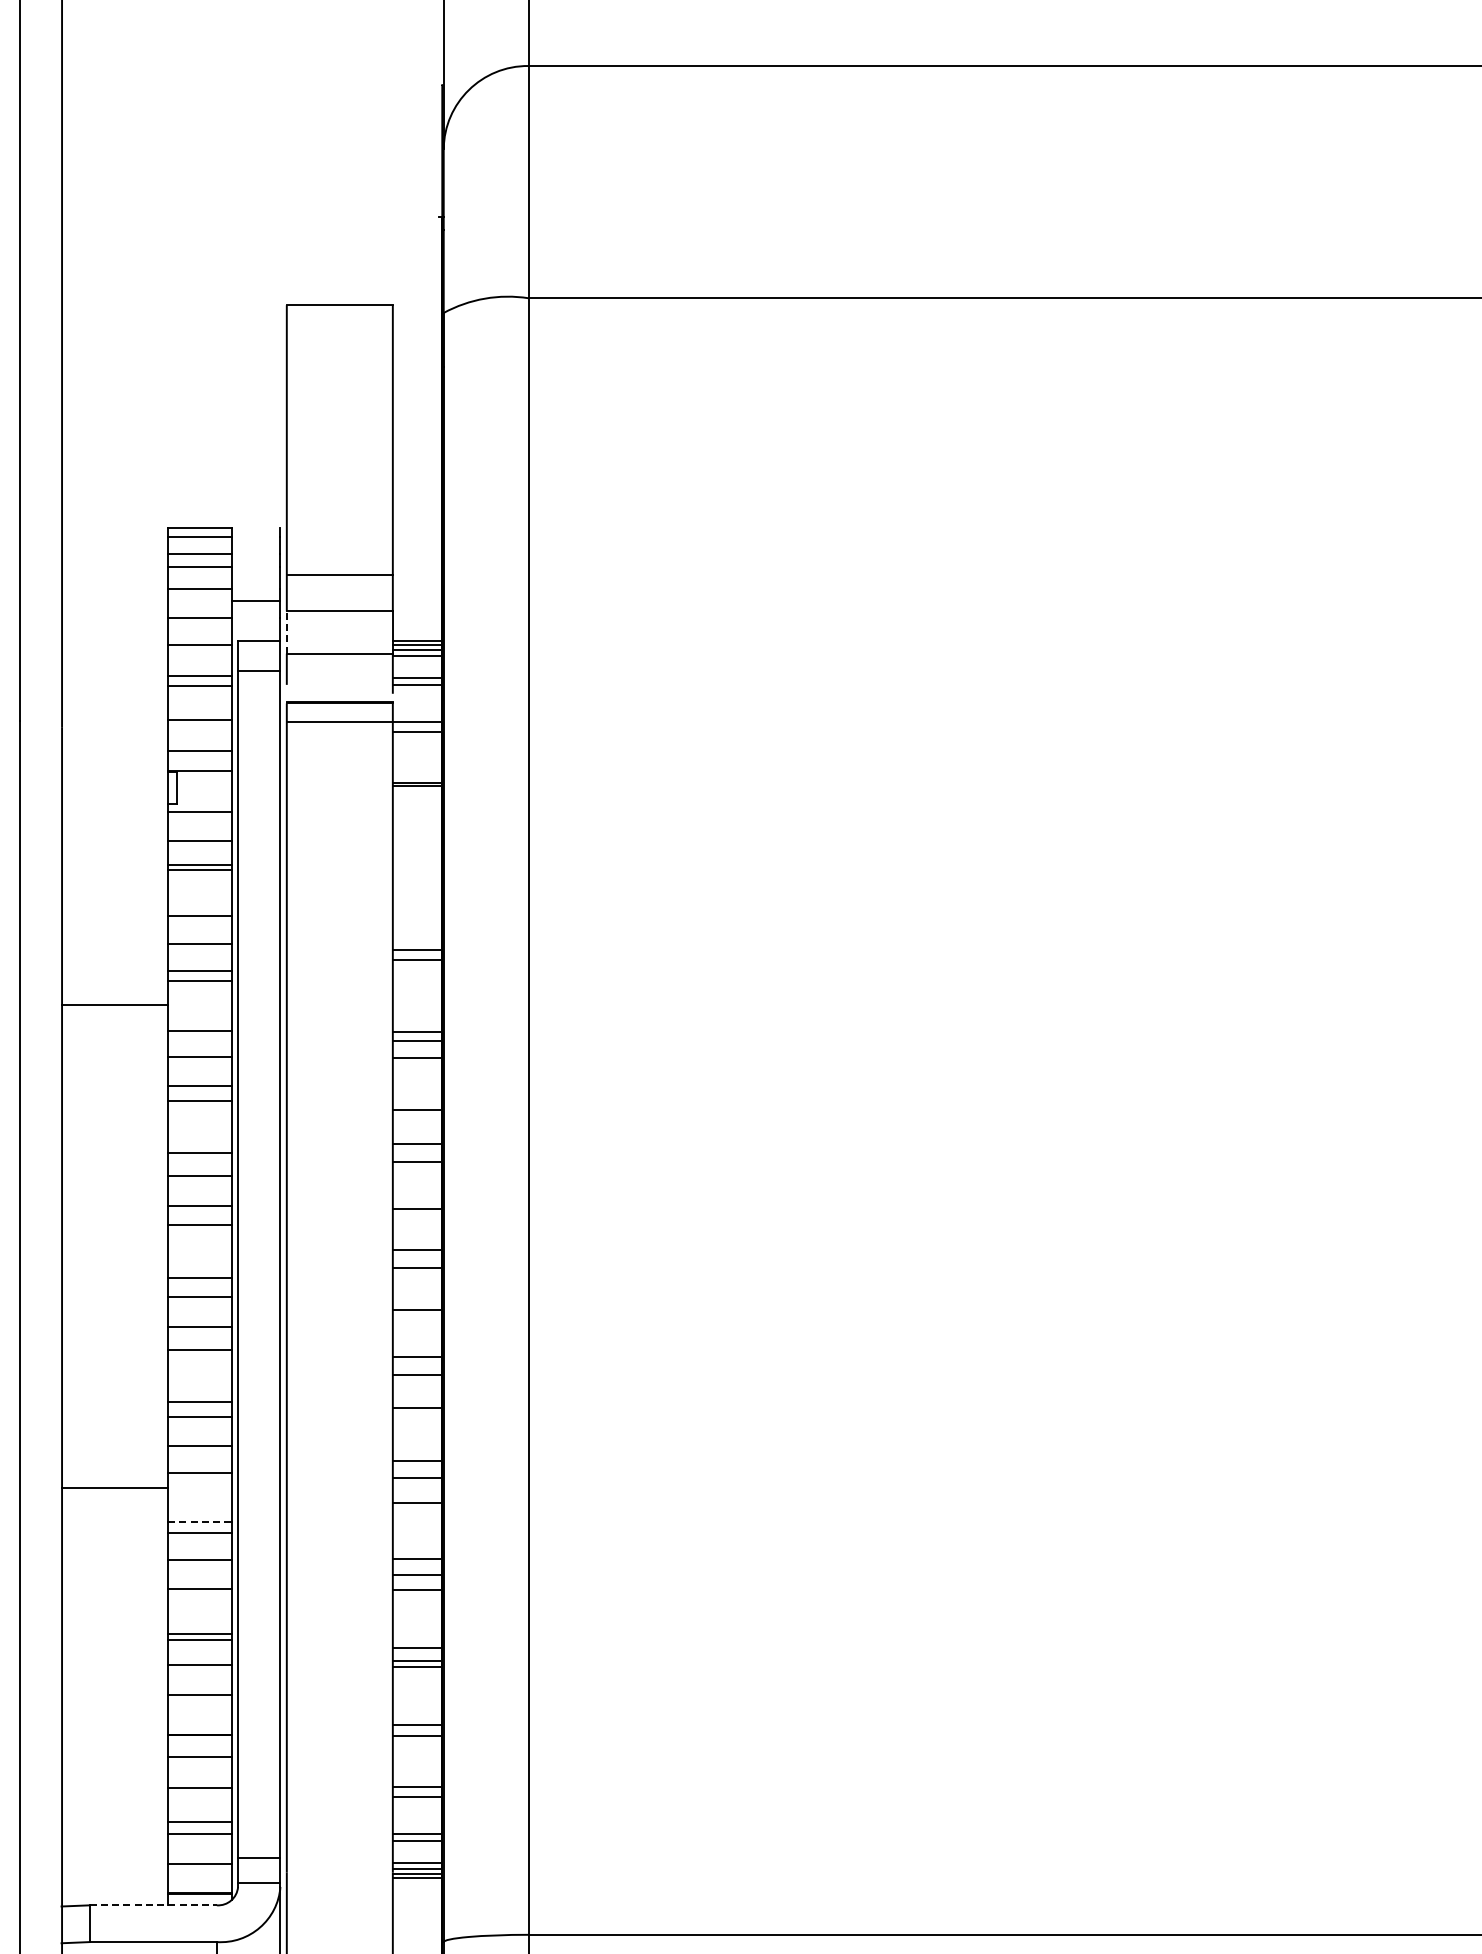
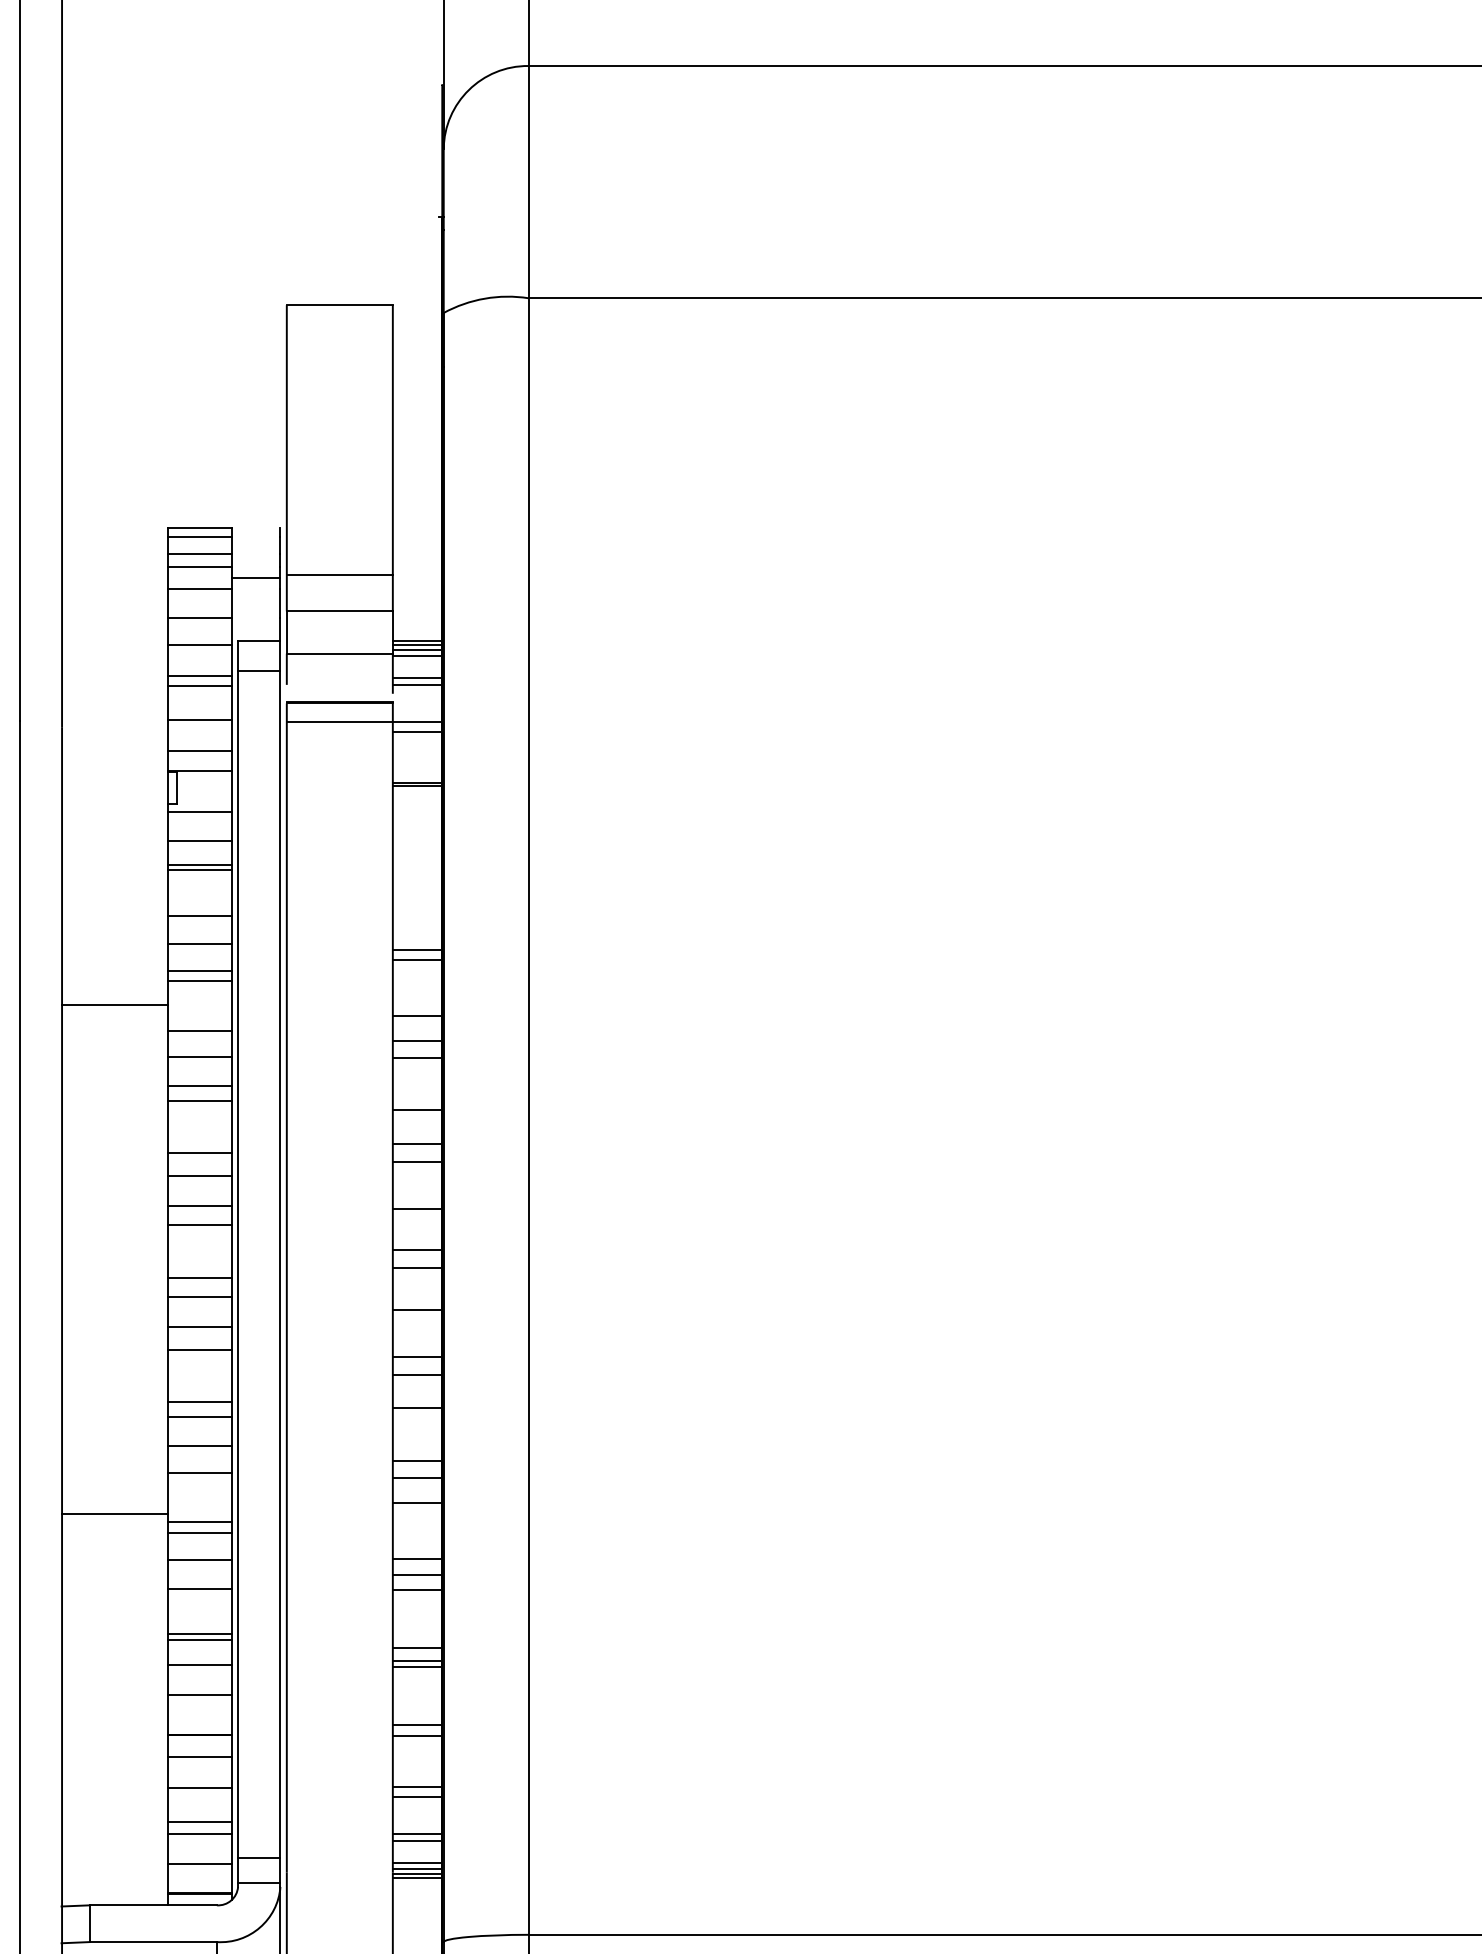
line position: (255, 601) -> (255, 578) (255, 578)
line: dashed -> solid (286, 632)
line position: (417, 1032) -> (417, 1016) (417, 1016)
line position: (115, 1487) -> (115, 1513) (115, 1513)
line: dashed -> solid (199, 1522)
line: dashed -> solid (153, 1905)
